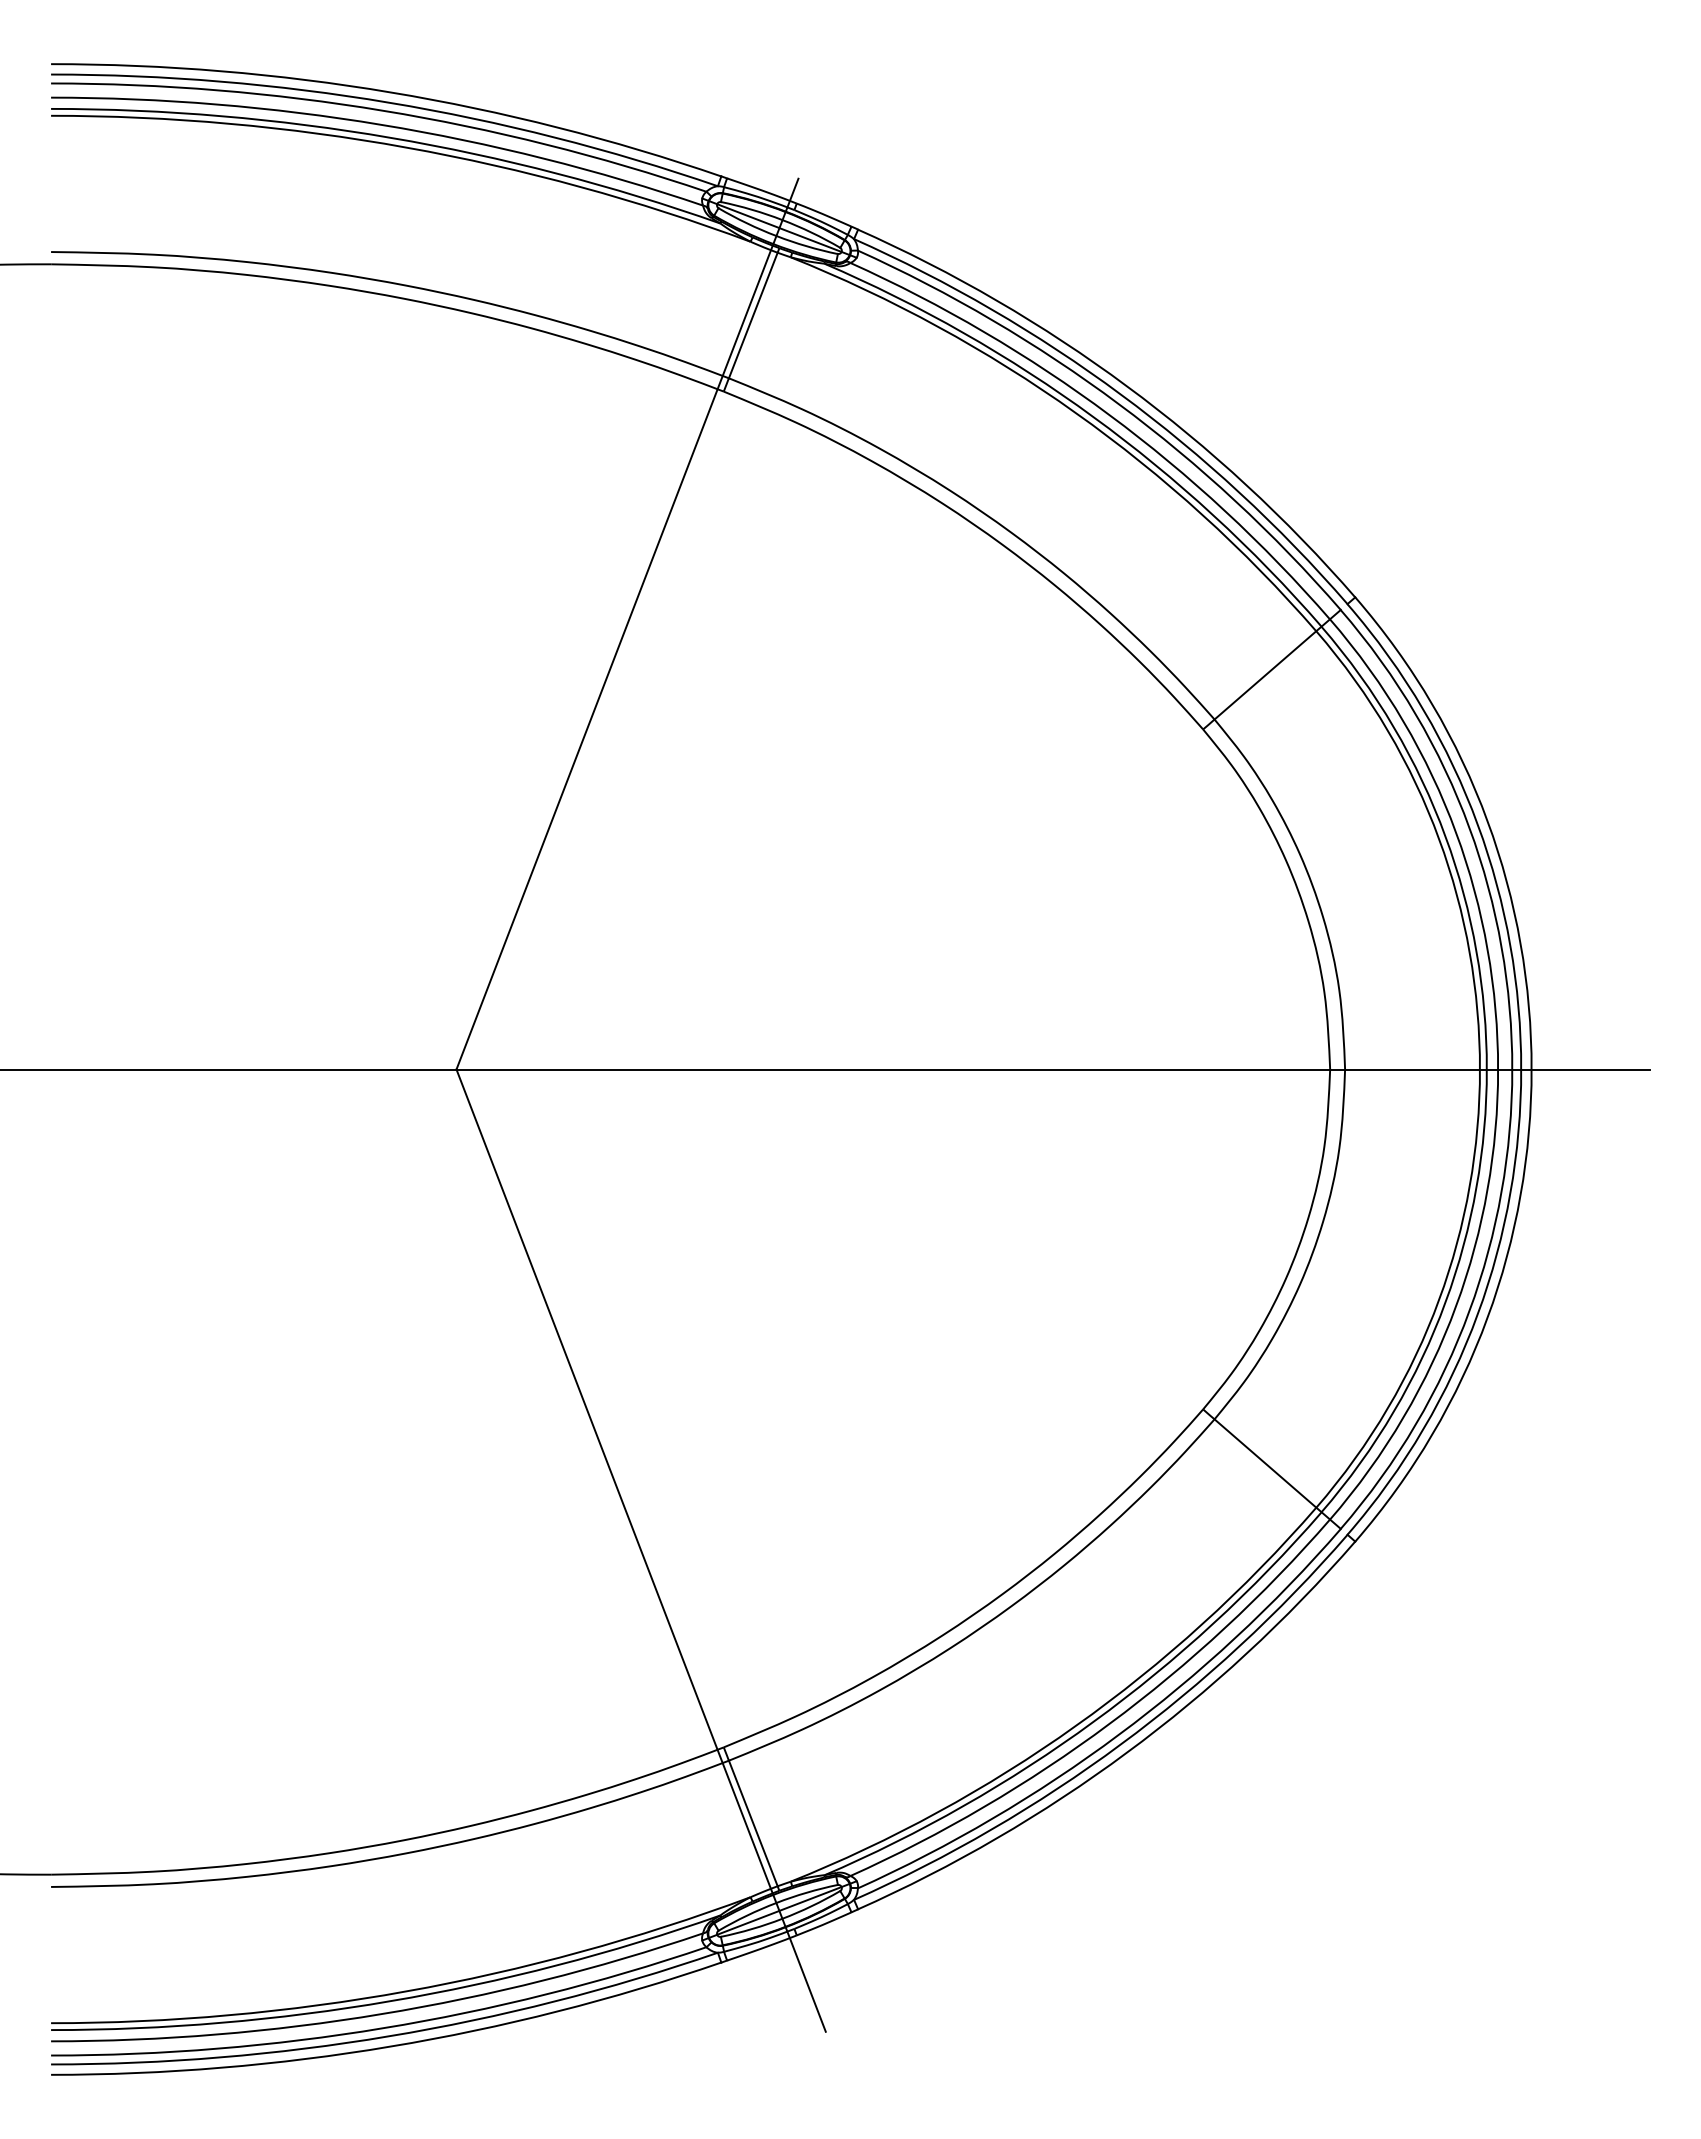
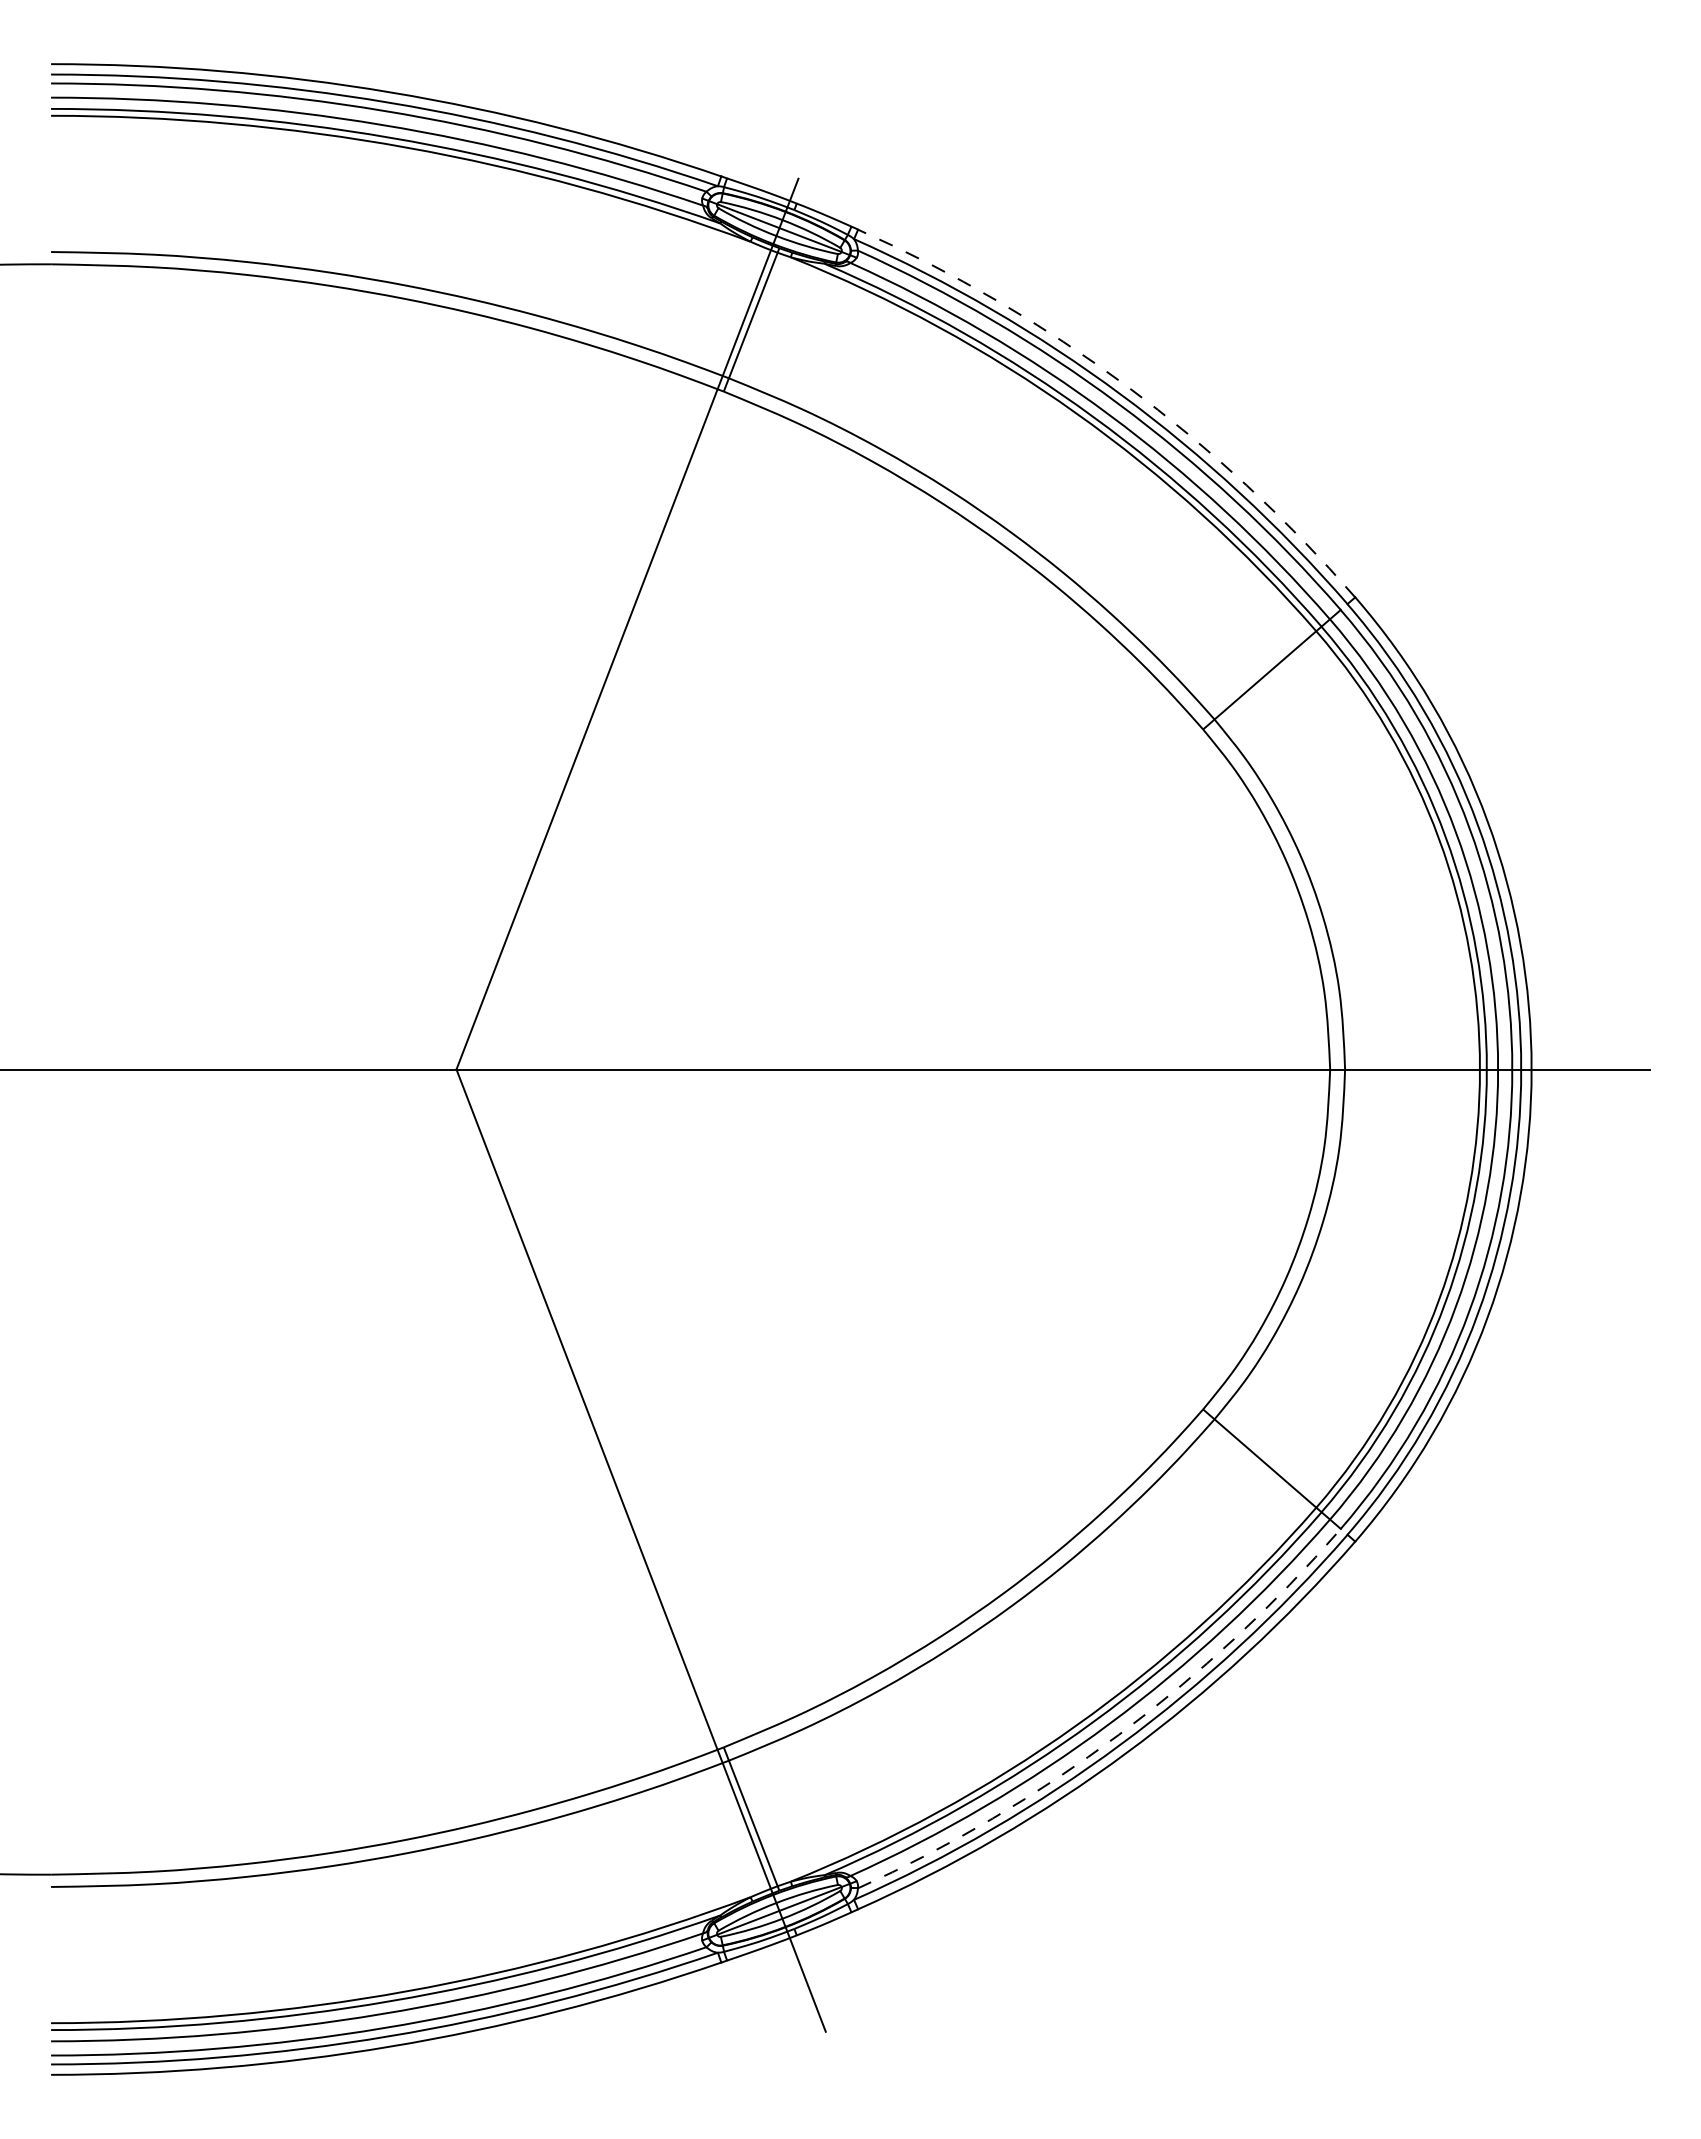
arc: solid -> dashed (1126, 386)
arc: solid -> dashed (1118, 1734)
